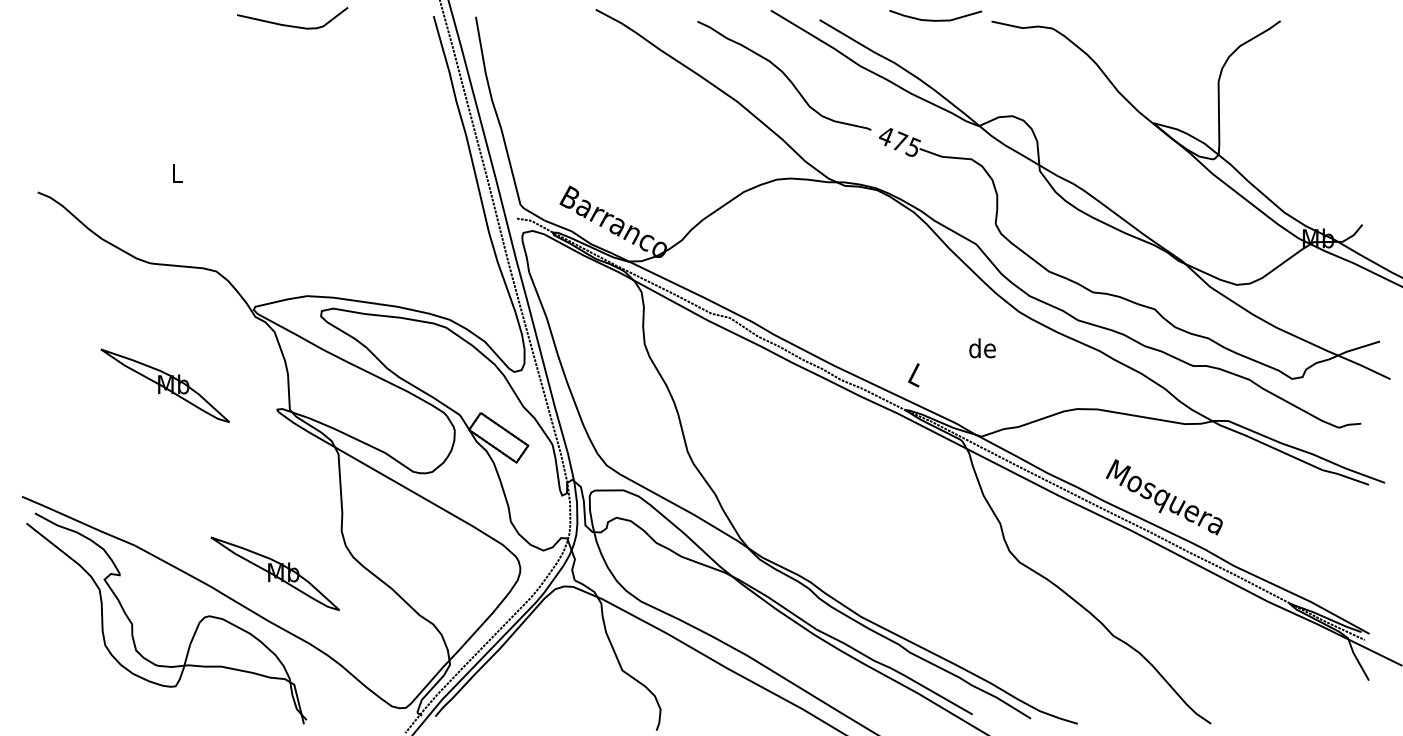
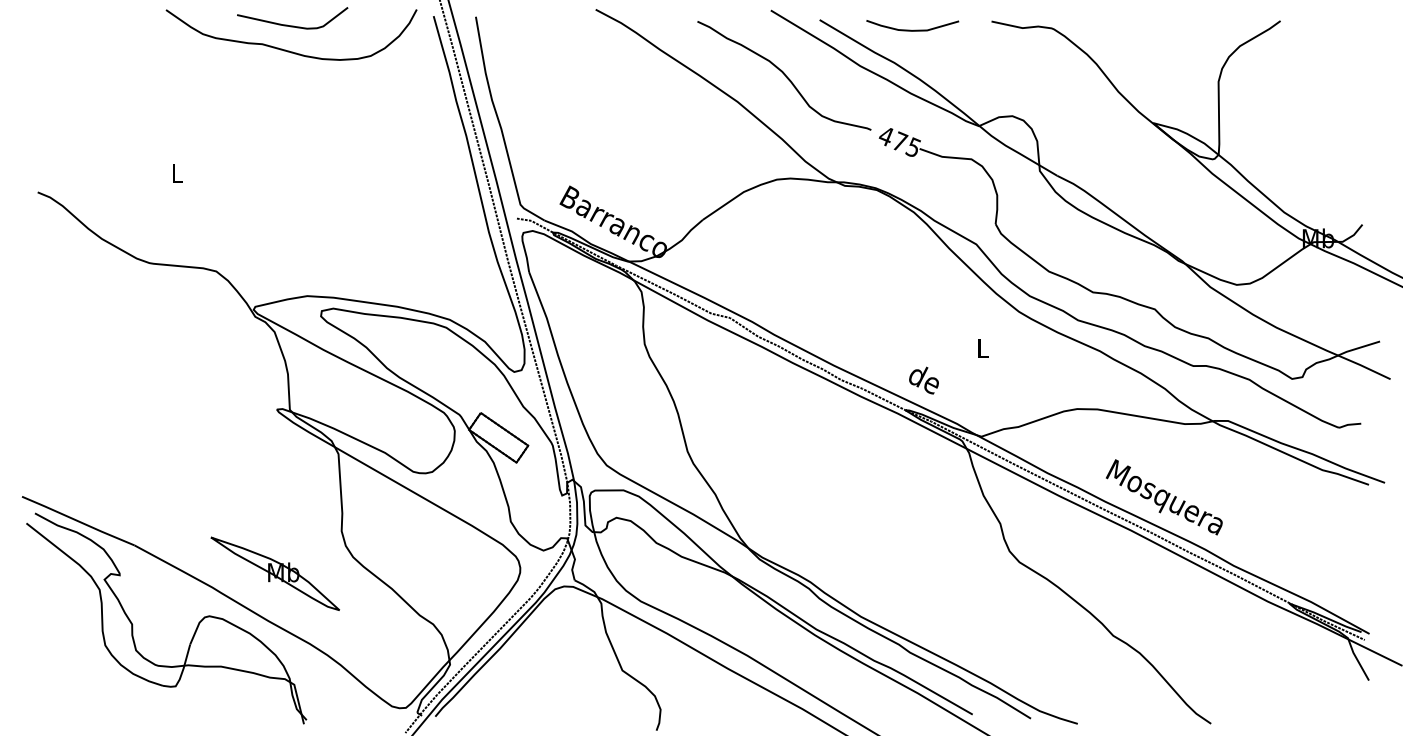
curve position: (936, 19) -> (913, 29) (913, 29)
curve: none -> present (289, 50)
text: de -> L (982, 348)
text: L -> de (923, 378)
part: present -> none (164, 385)
